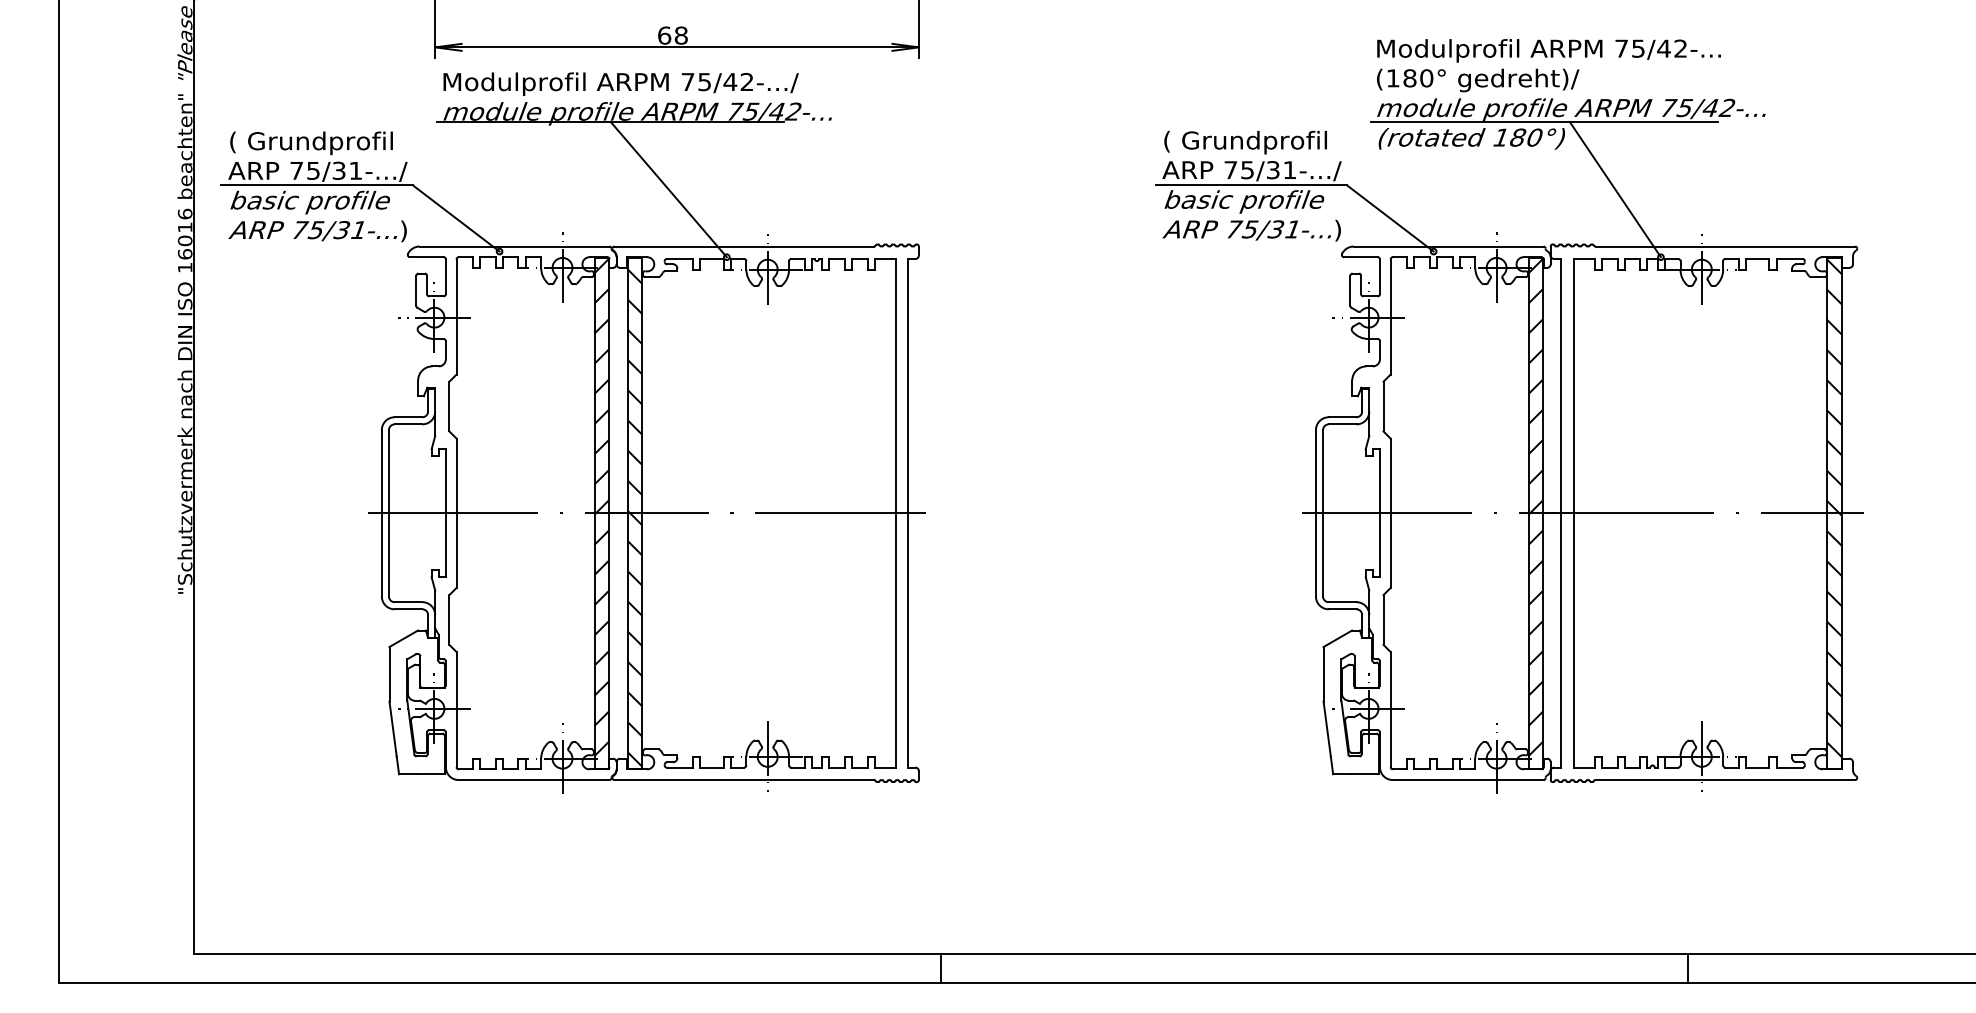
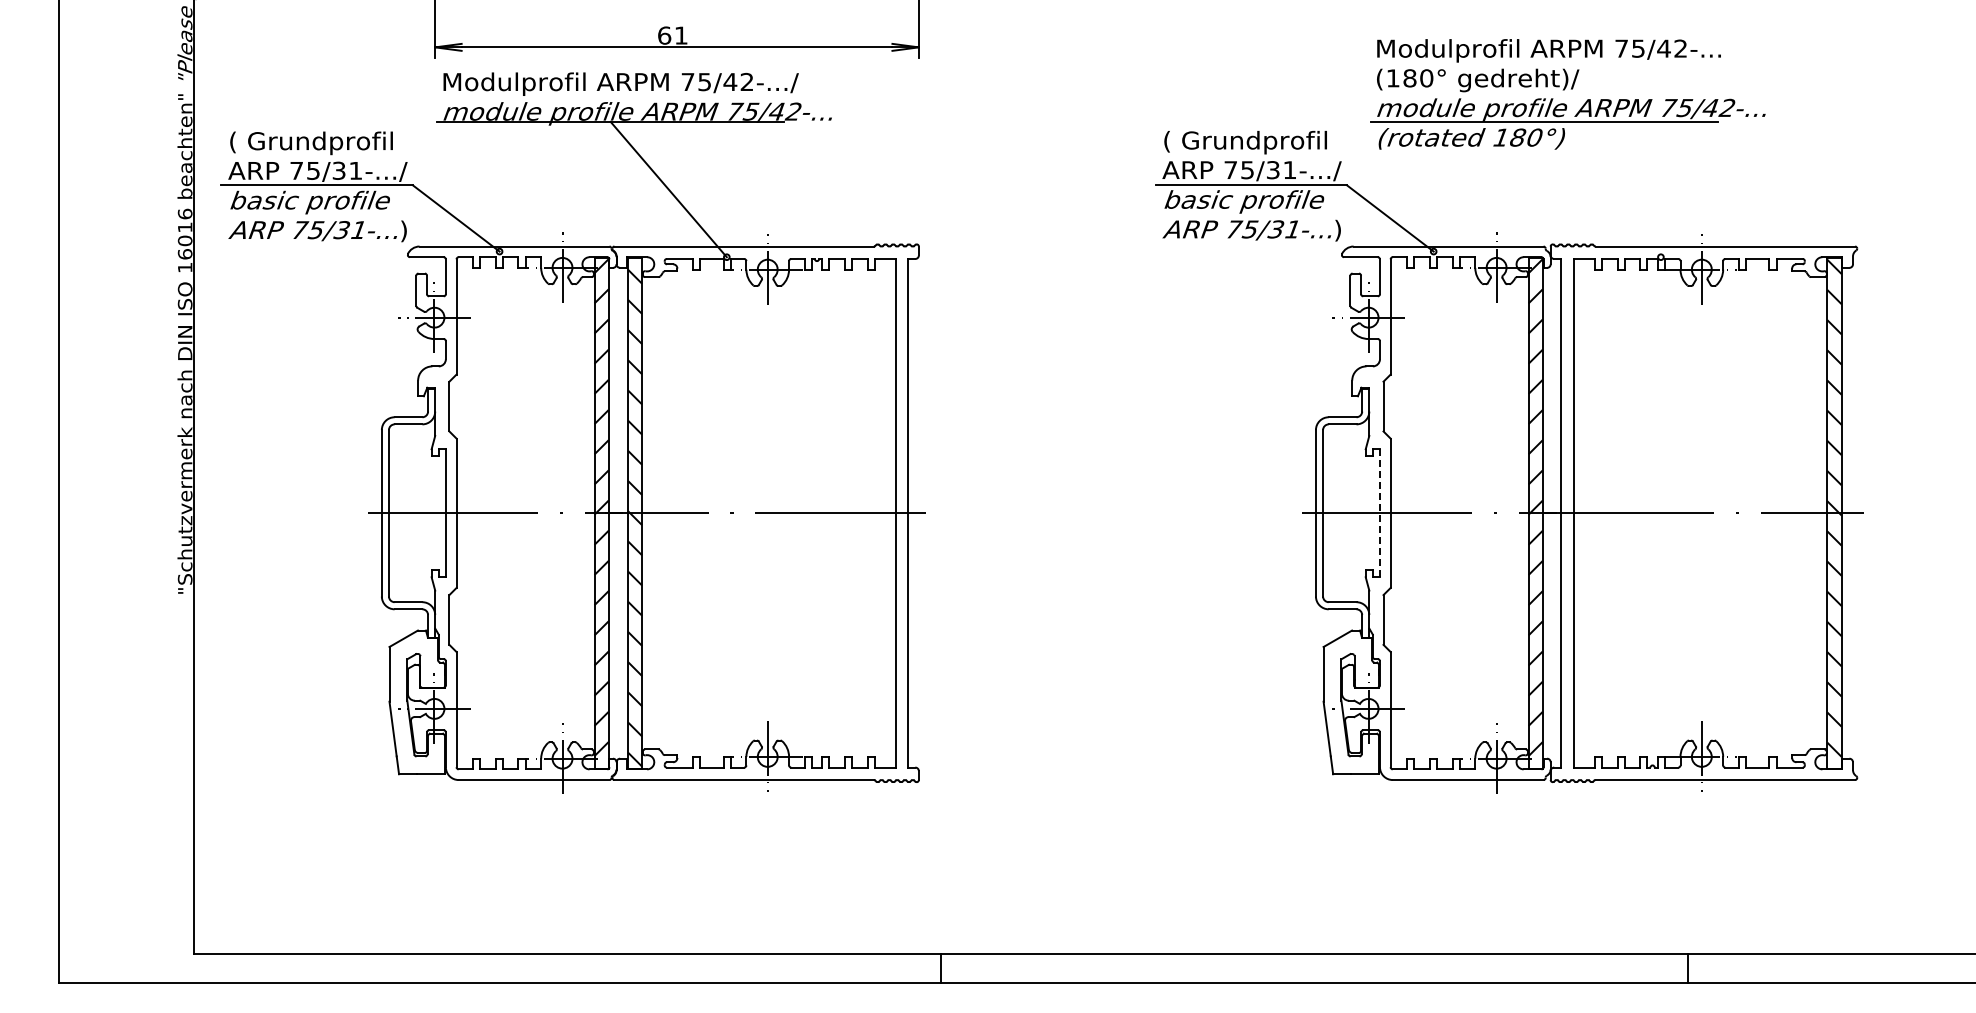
text: 68 -> 61 (680, 35)
line: present -> none (1614, 189)
line: solid -> dashed (1379, 513)
